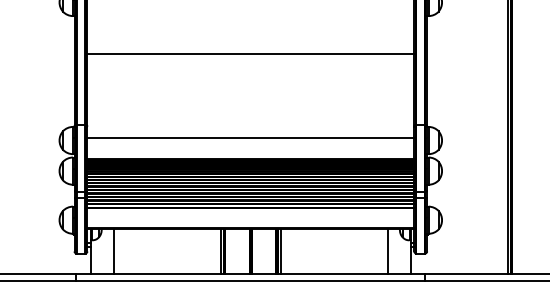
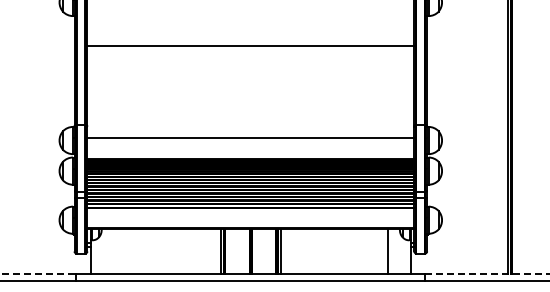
line position: (250, 53) -> (250, 45) (250, 45)
line: present -> none (113, 251)
line: solid -> dashed (38, 274)
line: solid -> dashed (487, 274)
